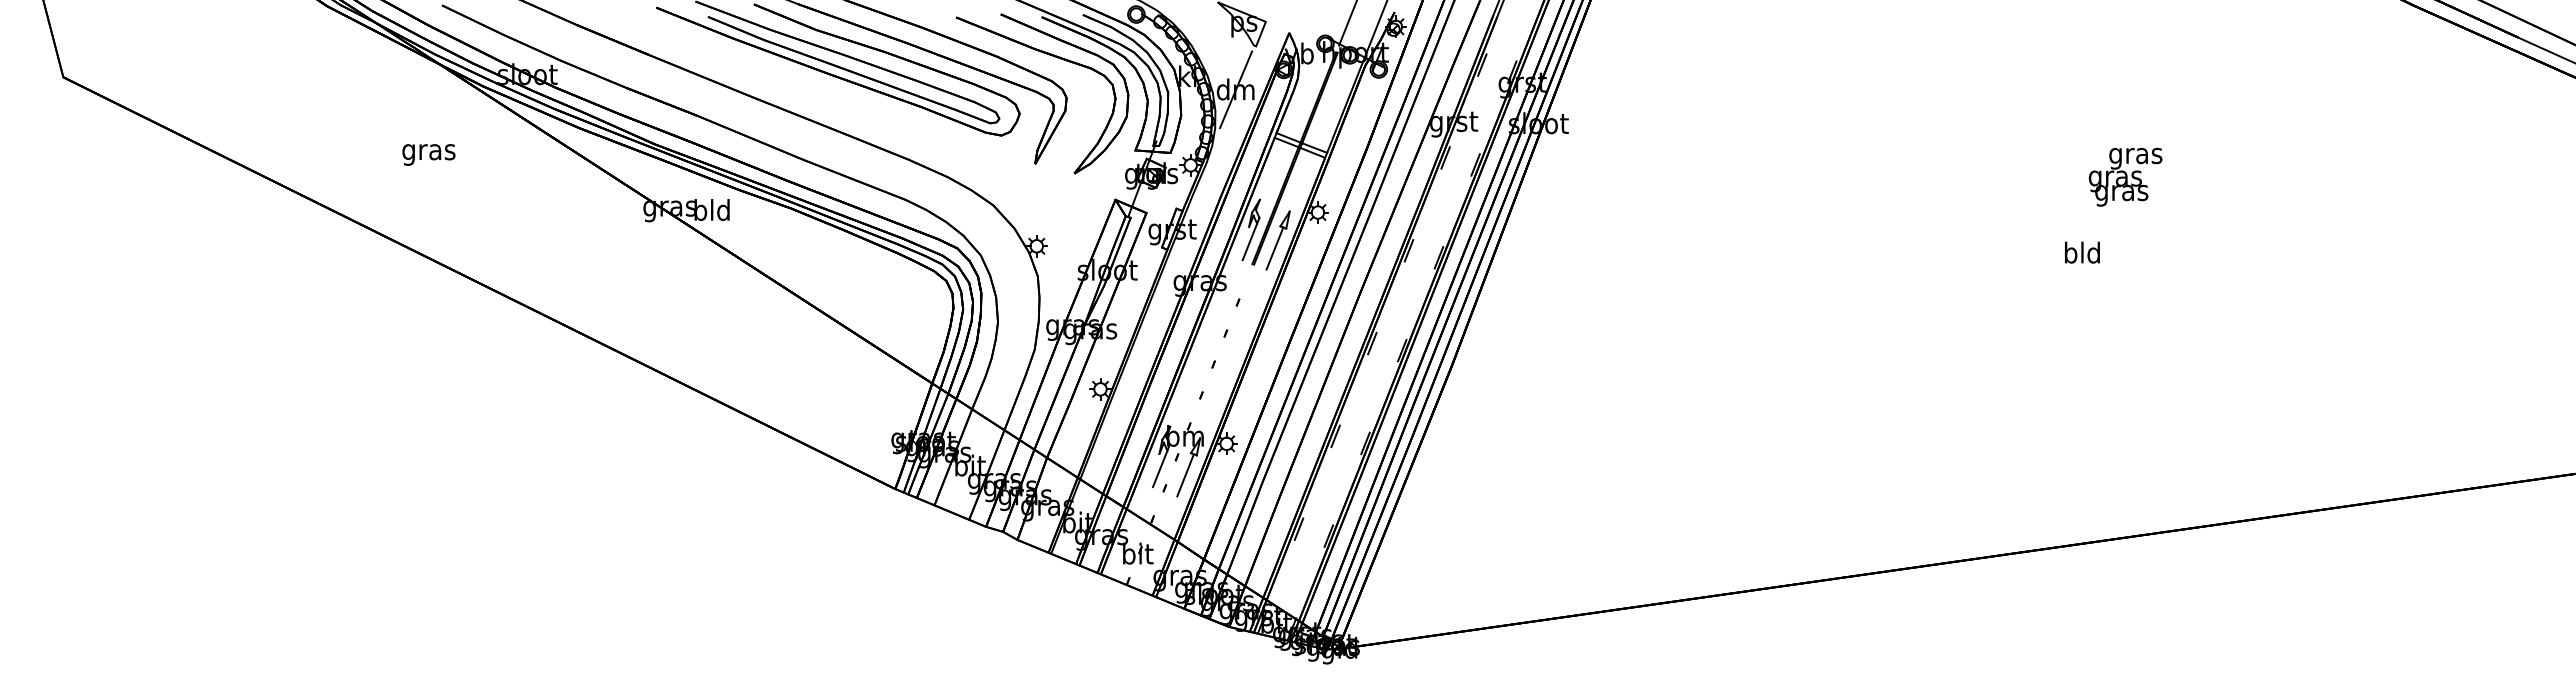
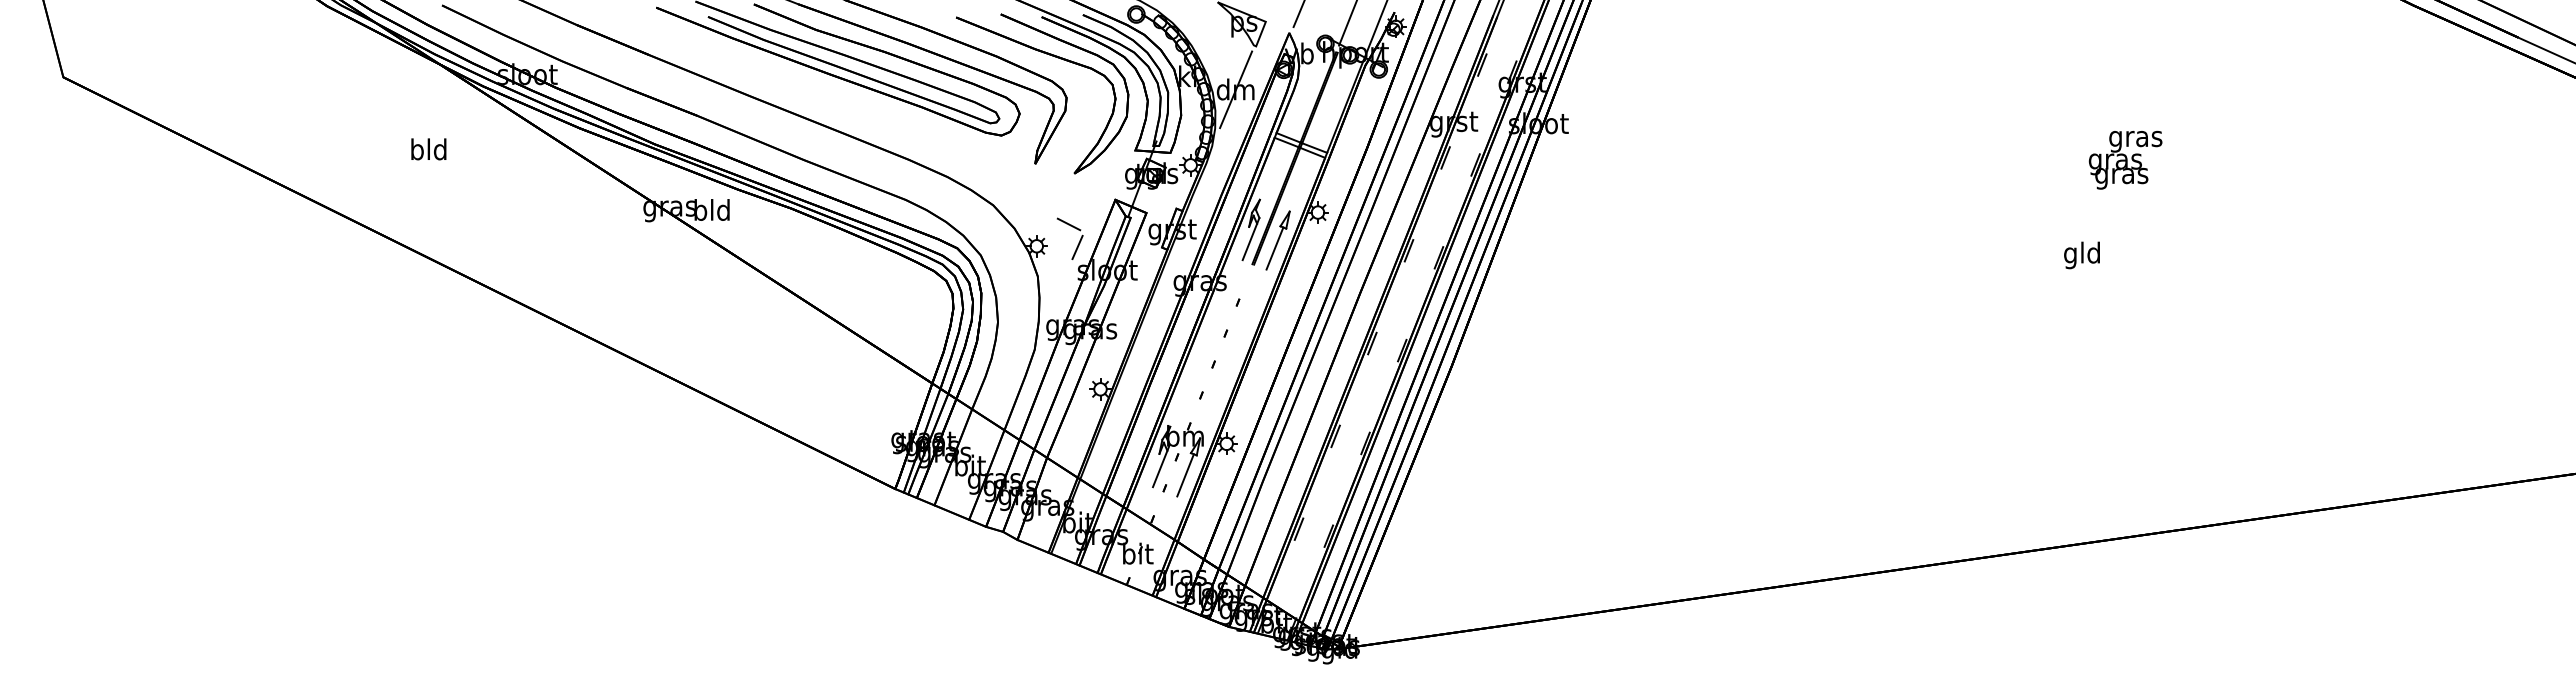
line: none -> present (1298, 14)
text: gras -> bld (428, 151)
text position: (2125, 176) -> (2125, 159) (2125, 159)
line: none -> present (1068, 224)
line: none -> present (1077, 247)
text: bld -> gld (2070, 255)
